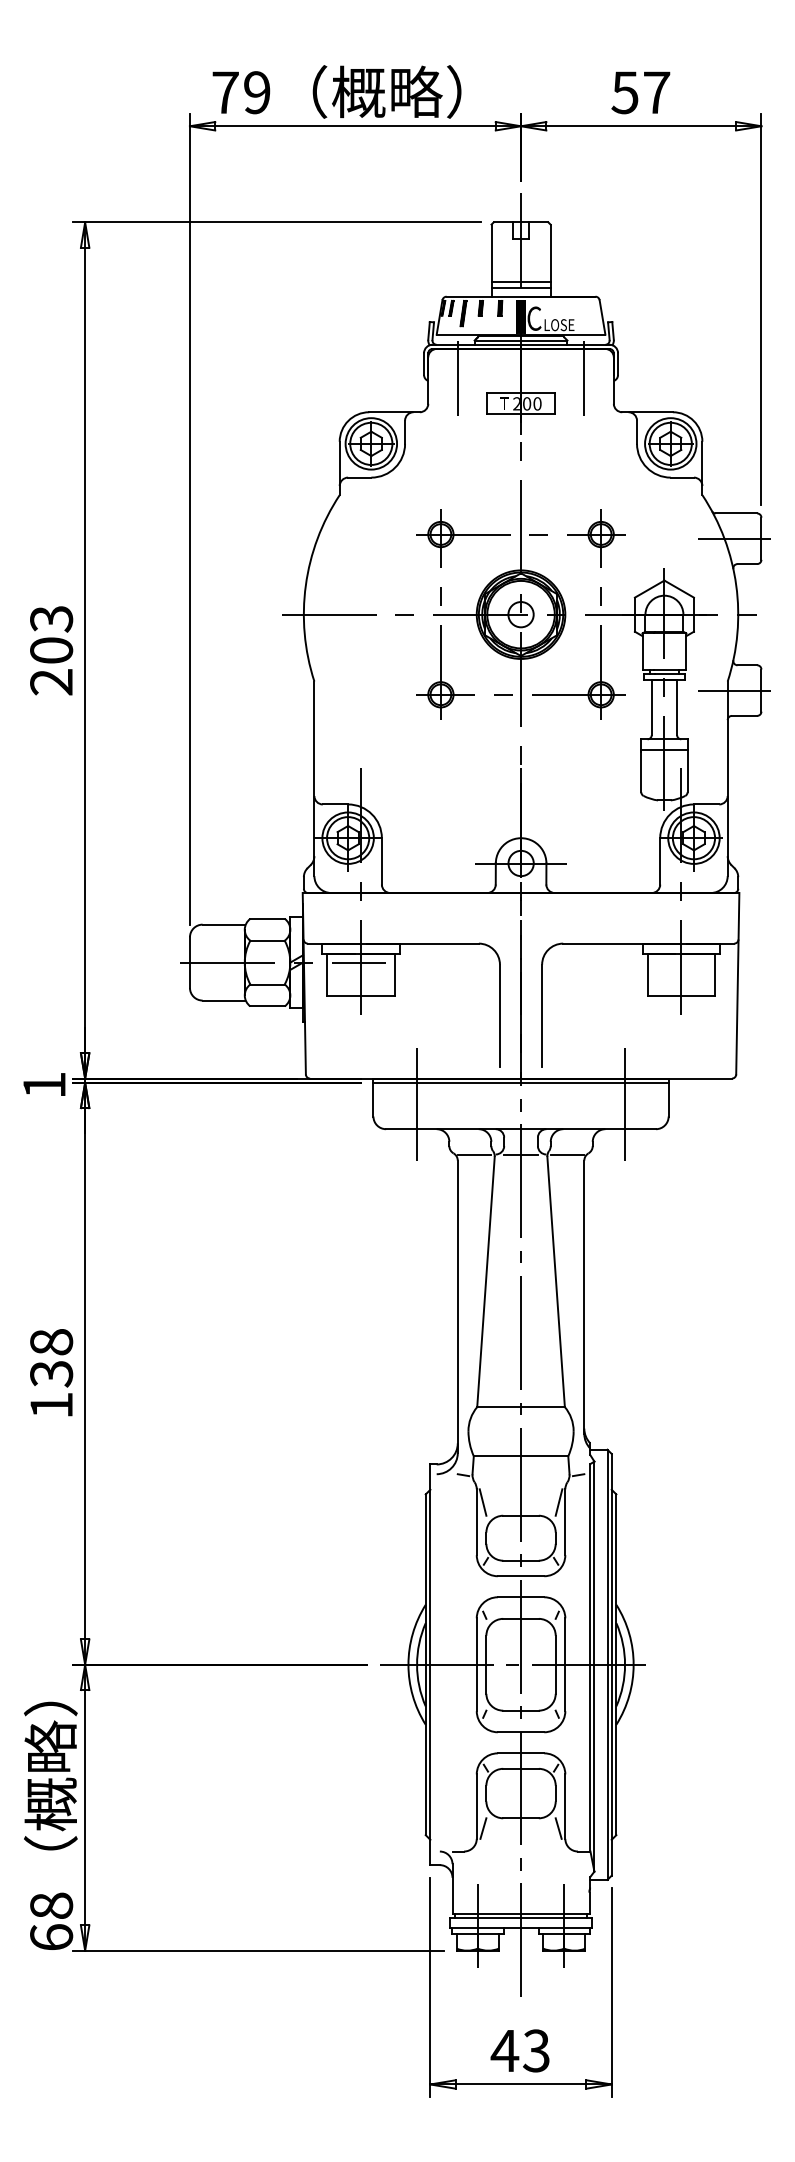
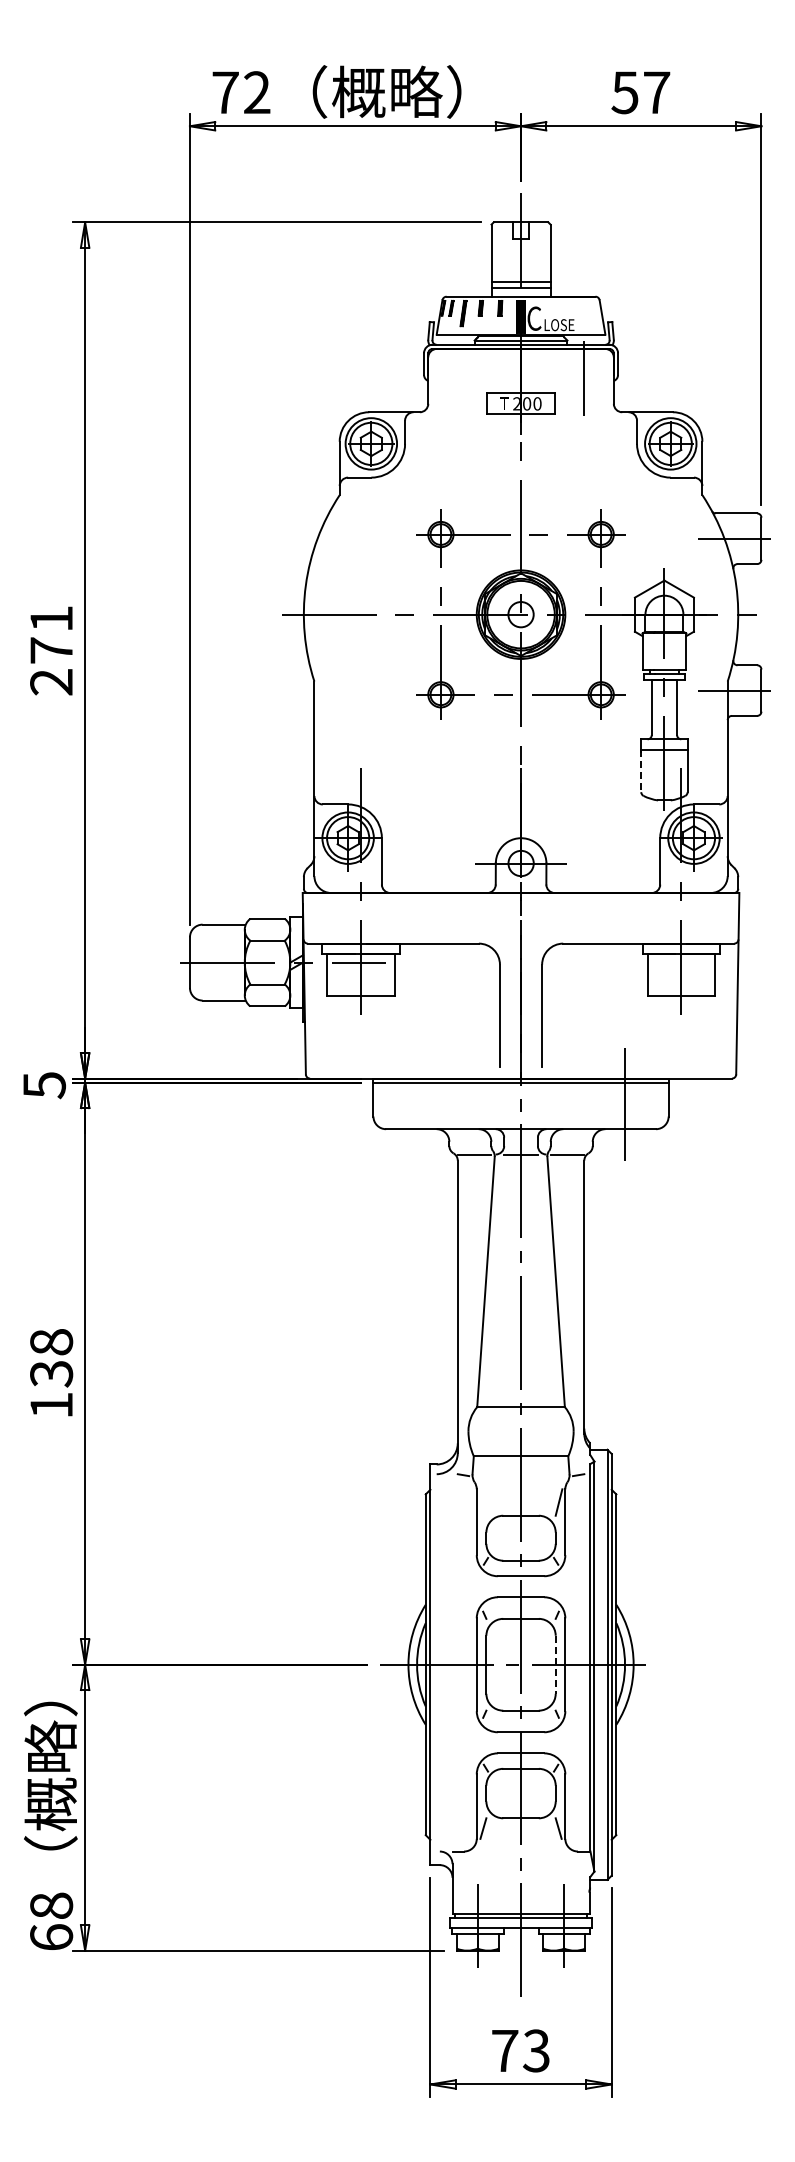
text: 79 -> 72 (257, 92)
line: present -> none (457, 378)
text: 203 -> 271 (51, 634)
line: solid -> dashed (641, 771)
text: 1 -> 5 (44, 1085)
line: present -> none (416, 1108)
line: present -> none (482, 1502)
line: solid -> dashed (555, 1665)
text: 43 -> 73 (504, 2050)
